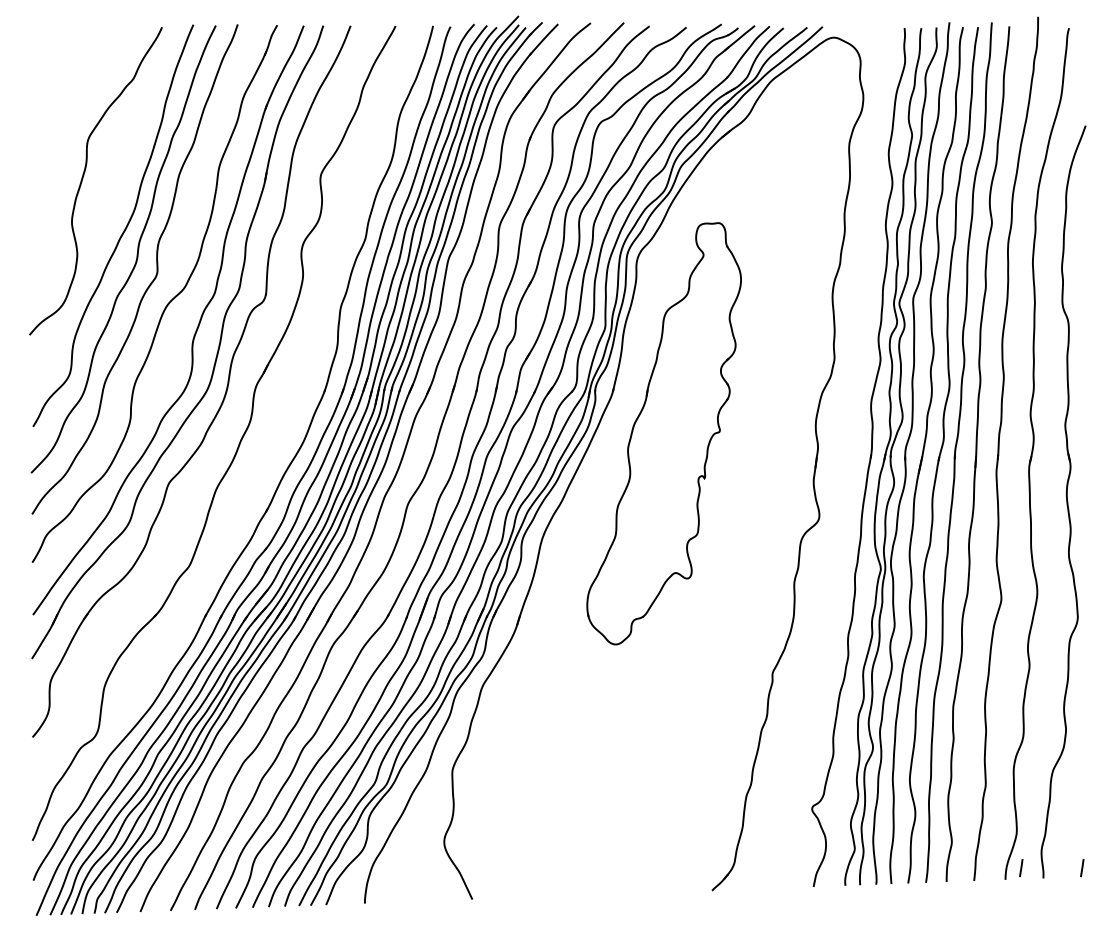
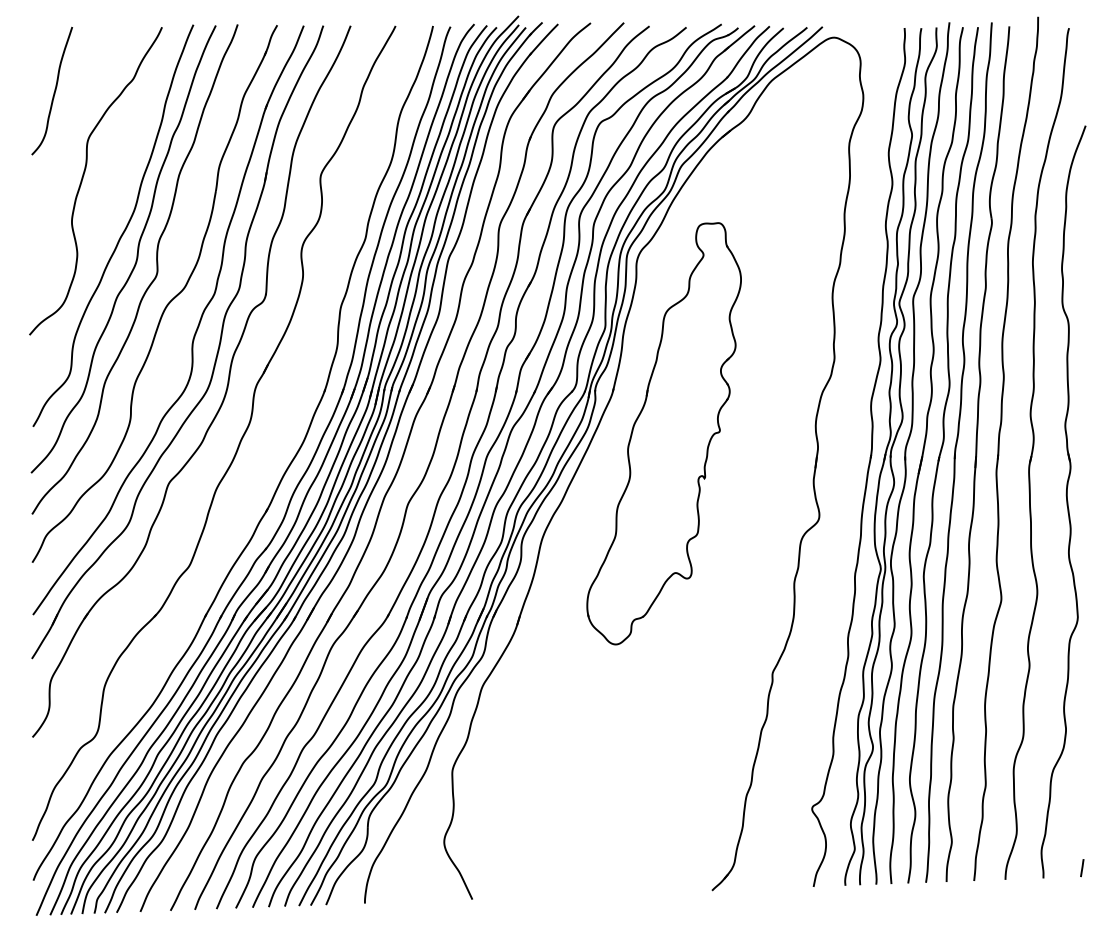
curve: none -> present (53, 92)
line: present -> none (1021, 868)
